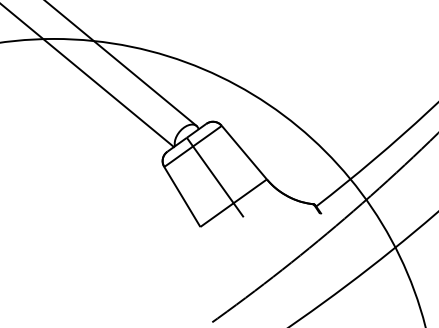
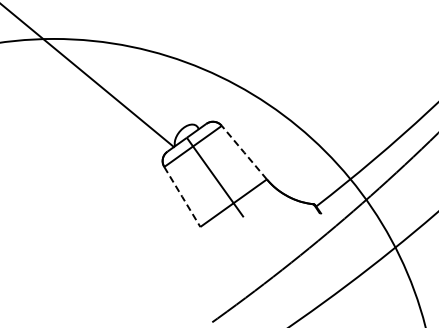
line: present -> none (121, 63)
line: solid -> dashed (244, 152)
line: solid -> dashed (182, 196)
